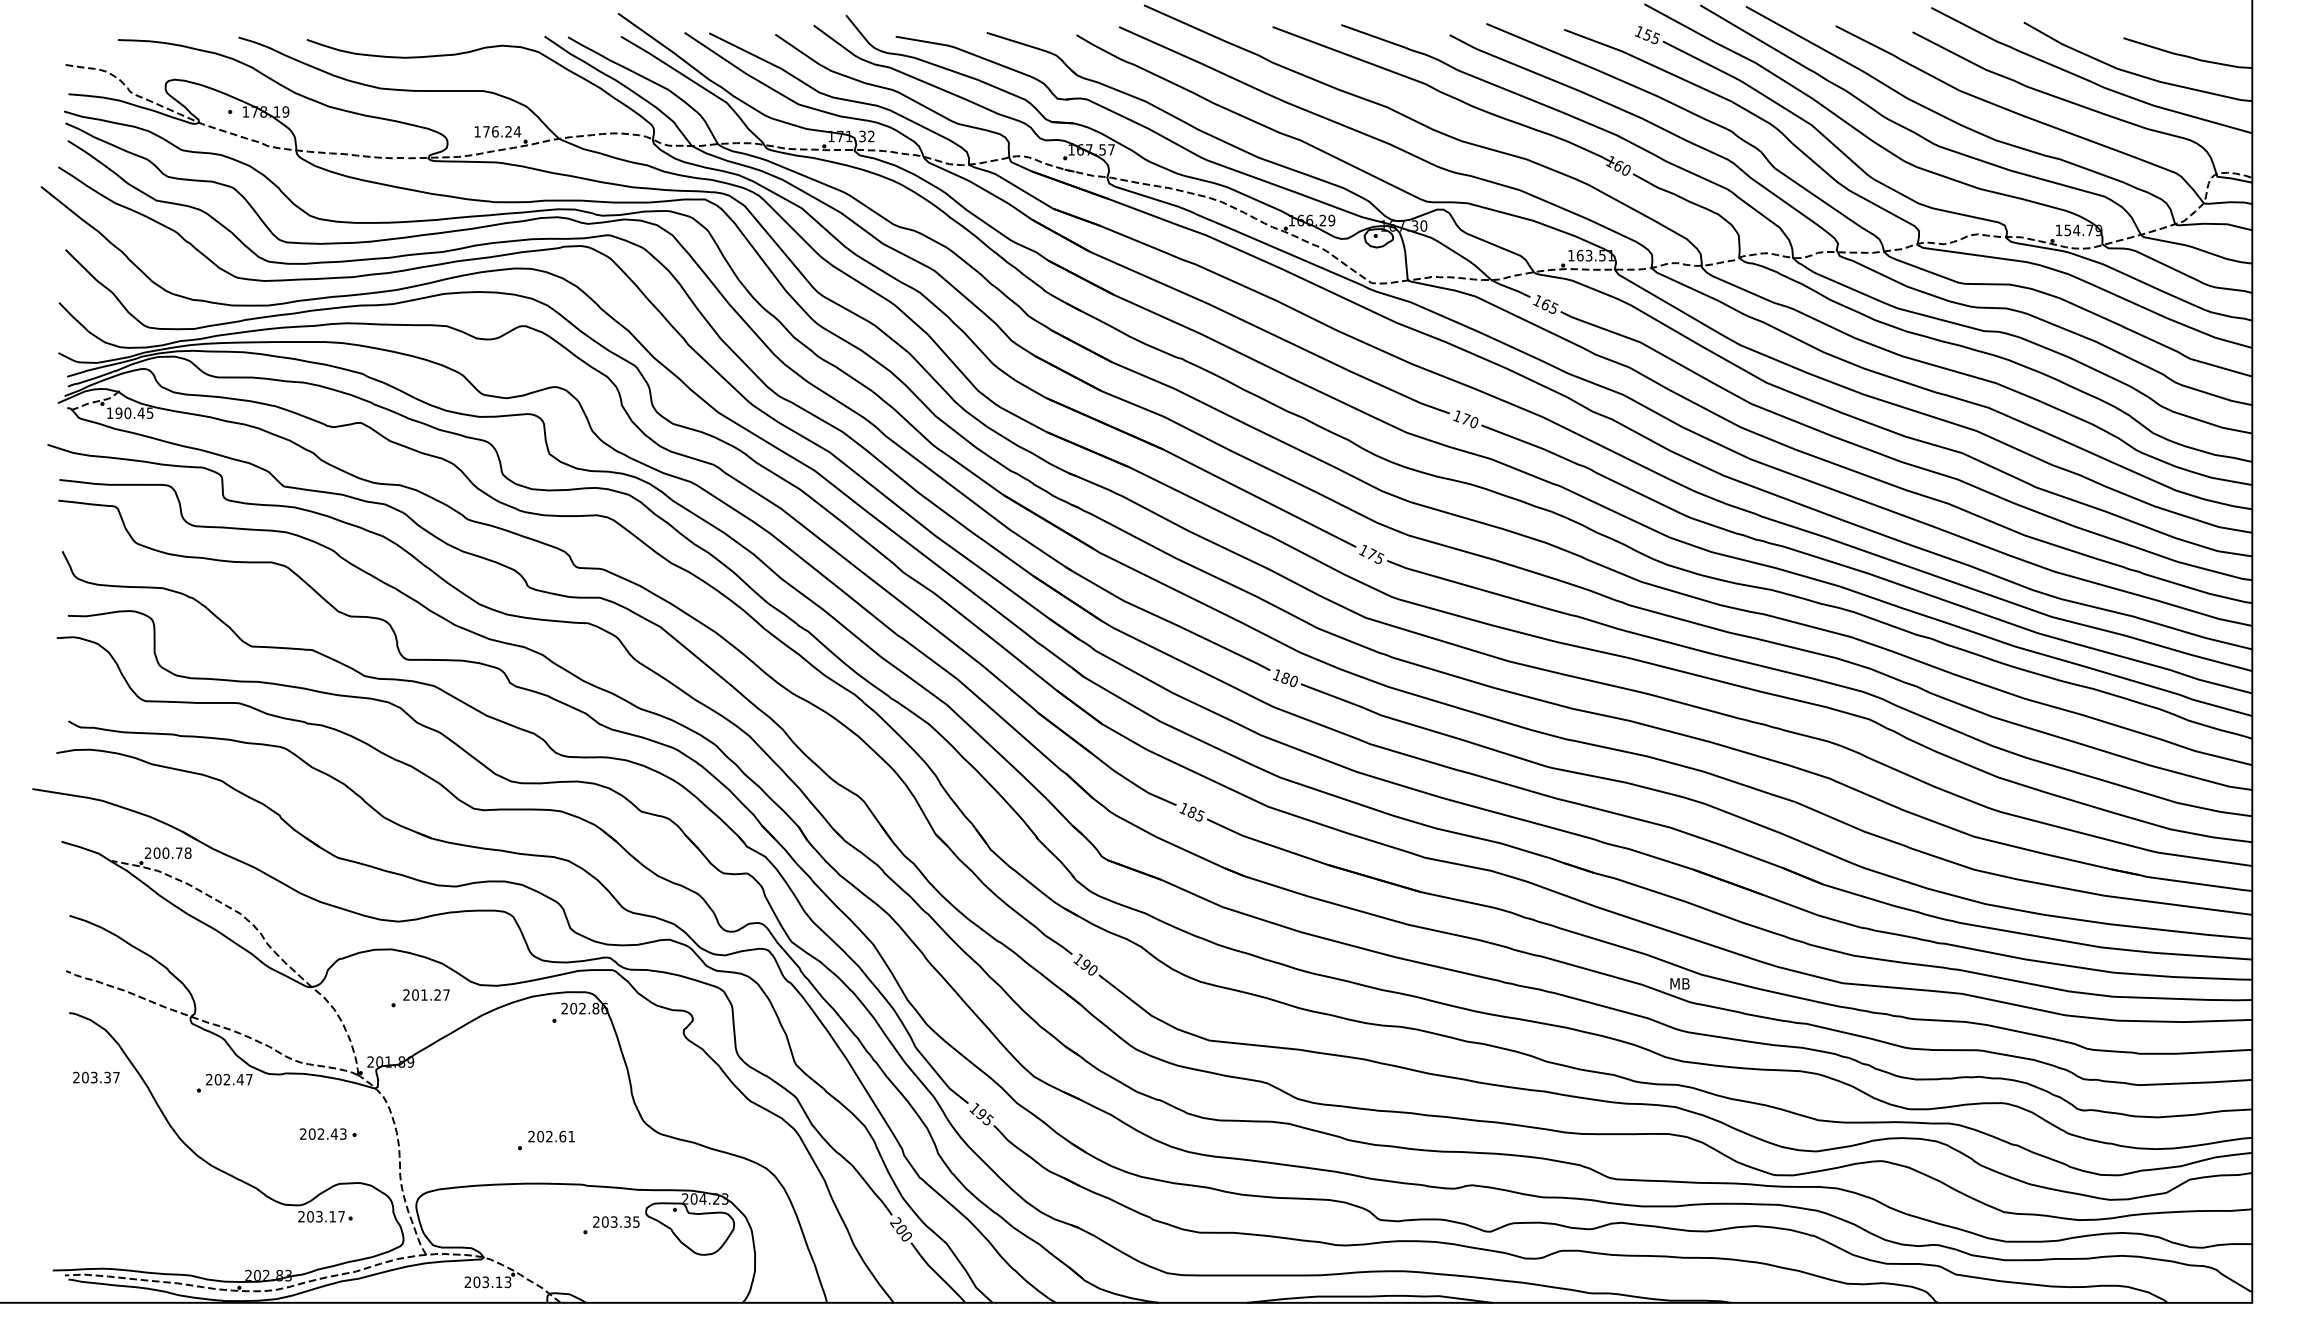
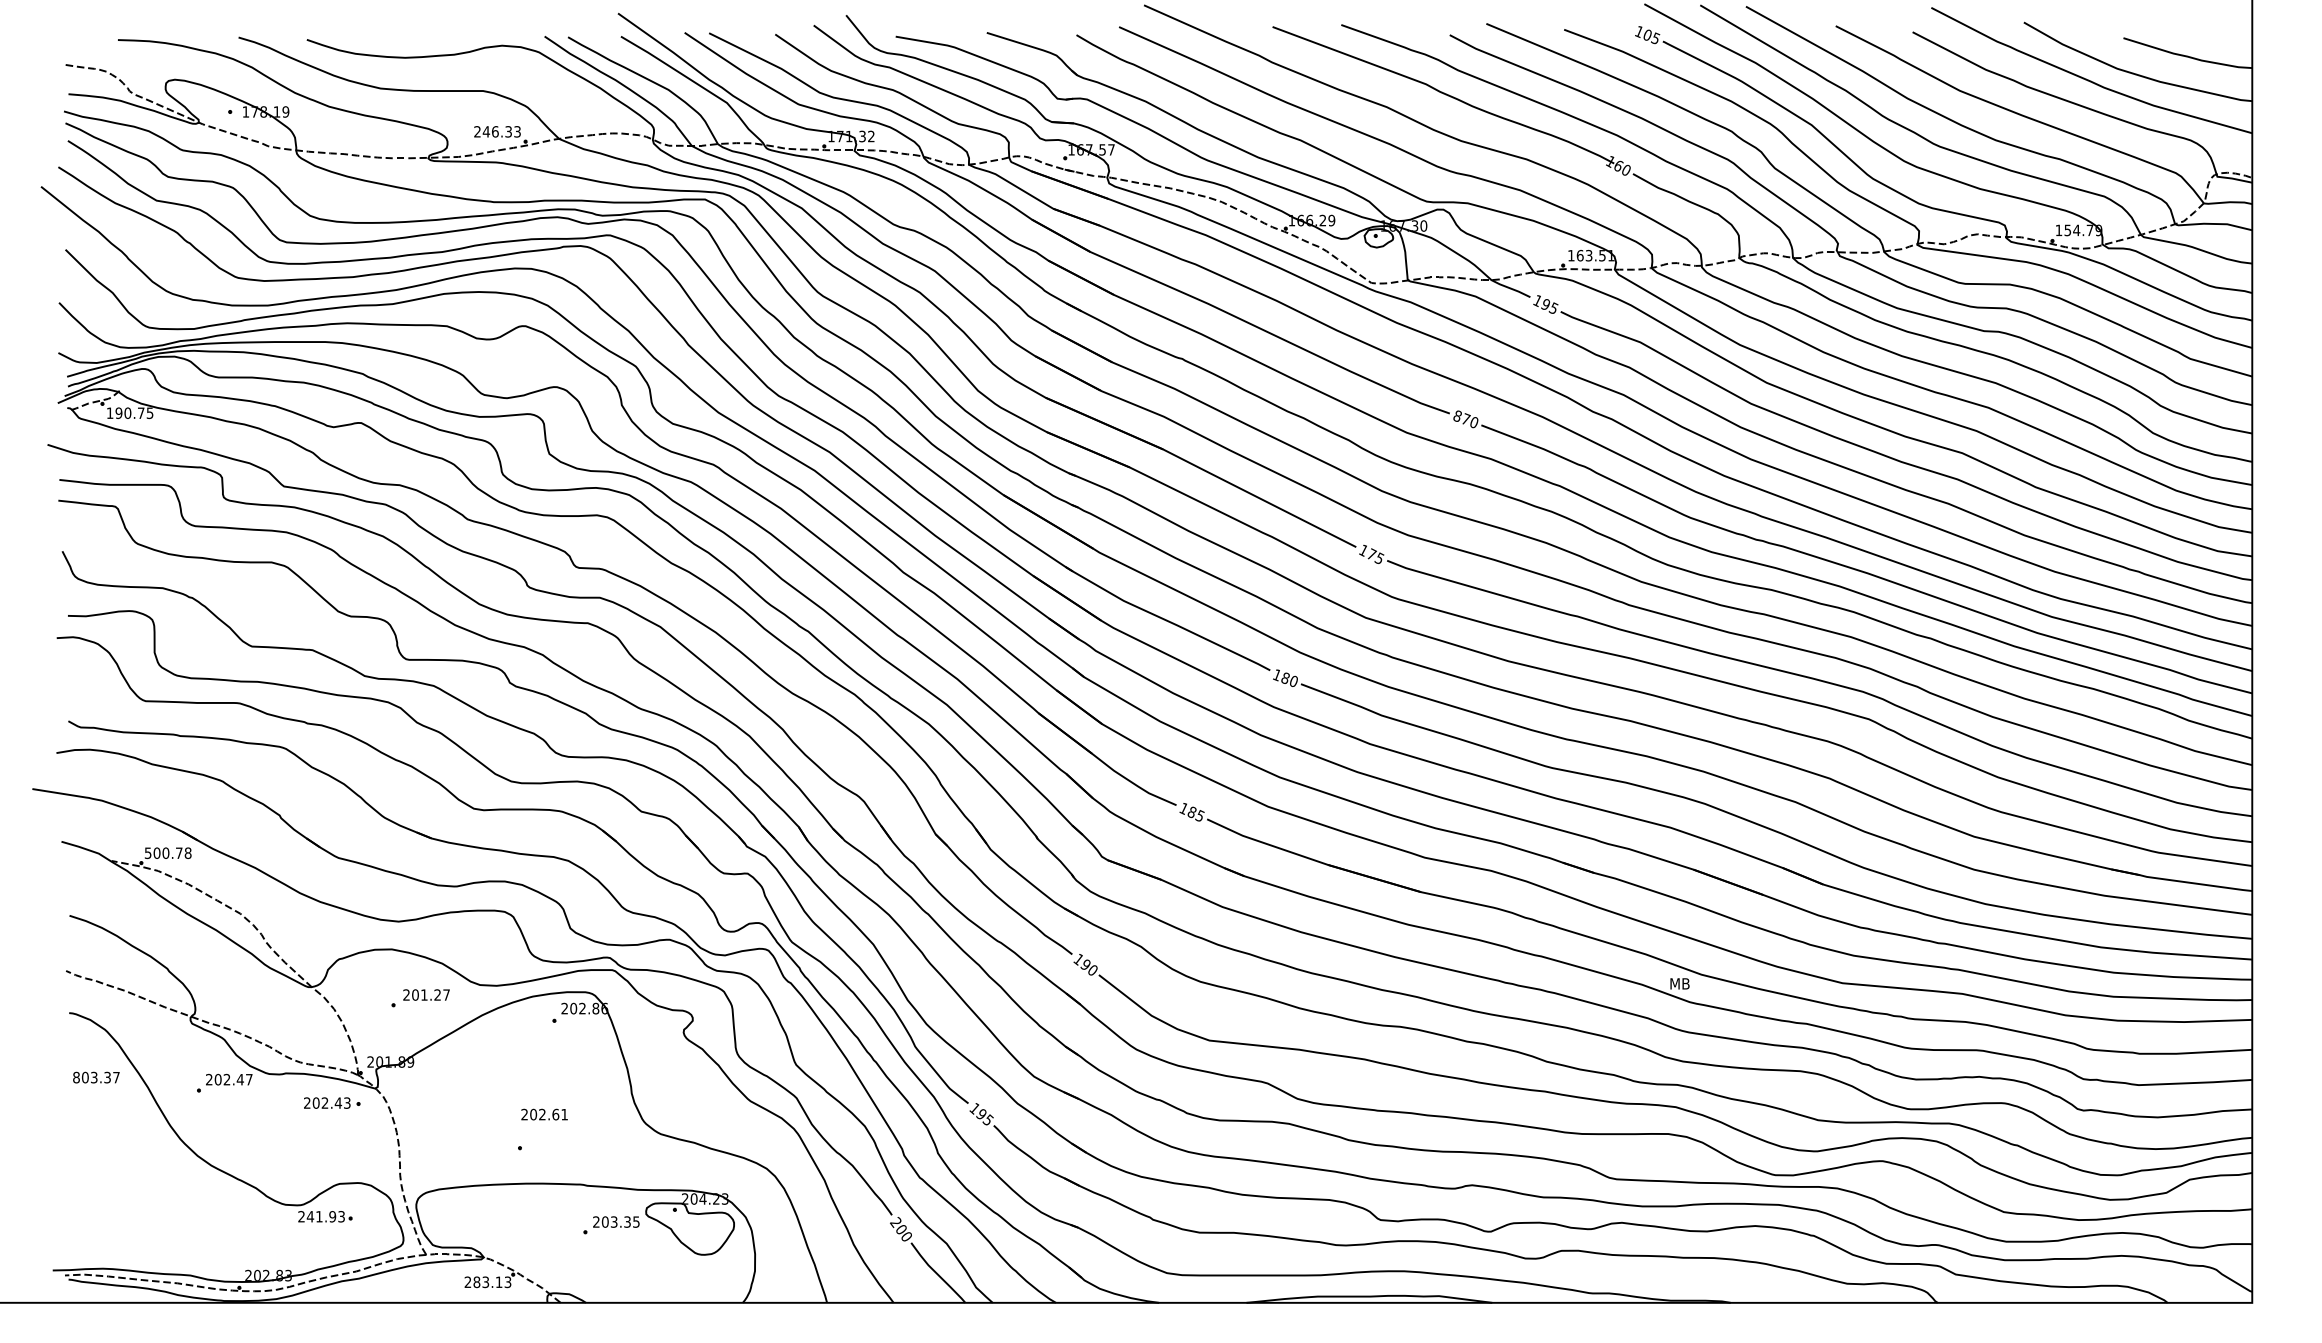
text: 155 -> 105 (1646, 34)
text: 176.24 -> 246.33 (497, 131)
text: 165 -> 195 (1545, 304)
text: 190.45 -> 190.75 (140, 412)
text: 170 -> 870 (1457, 416)
text: 200.78 -> 500.78 (147, 853)
text: 203.37 -> 803.37 (76, 1077)
part position: (328, 1133) -> (332, 1102) (332, 1102)
text position: (551, 1136) -> (544, 1114) (544, 1114)
text: 203.17 -> 241.93 (325, 1216)
text: 203.13 -> 283.13 (476, 1281)
